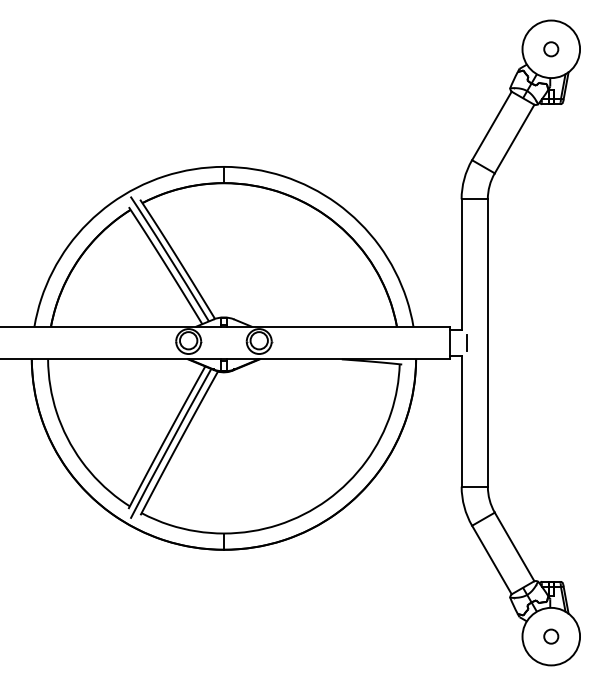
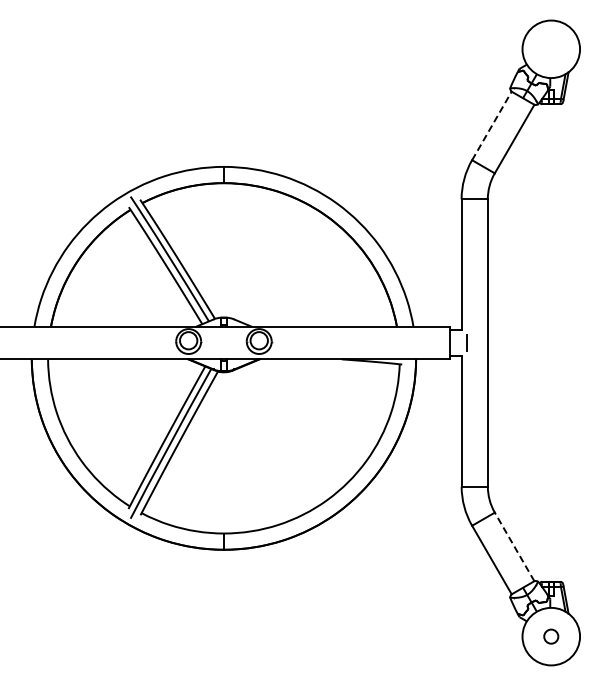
circle: present -> none (551, 49)
line: solid -> dashed (491, 125)
line: solid -> dashed (514, 546)
